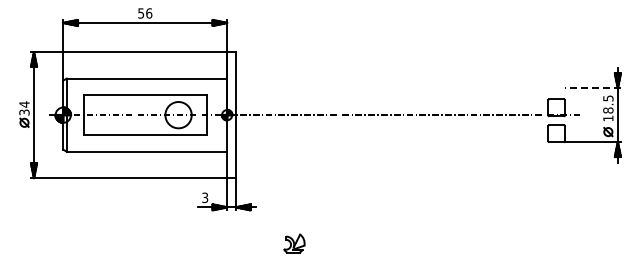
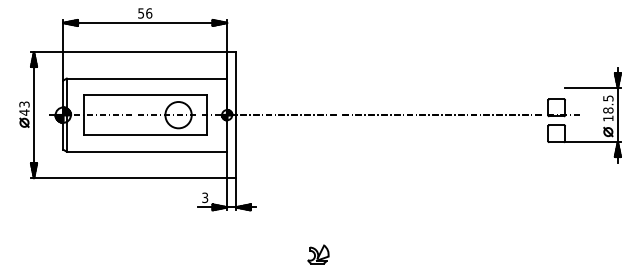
line: dashed -> solid (592, 88)
text: 34 -> 43 (24, 108)
part position: (294, 243) -> (318, 254) (318, 254)
